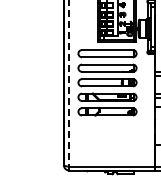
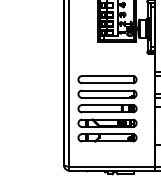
part position: (107, 82) -> (107, 108) (107, 108)
line: dashed -> solid (69, 85)
